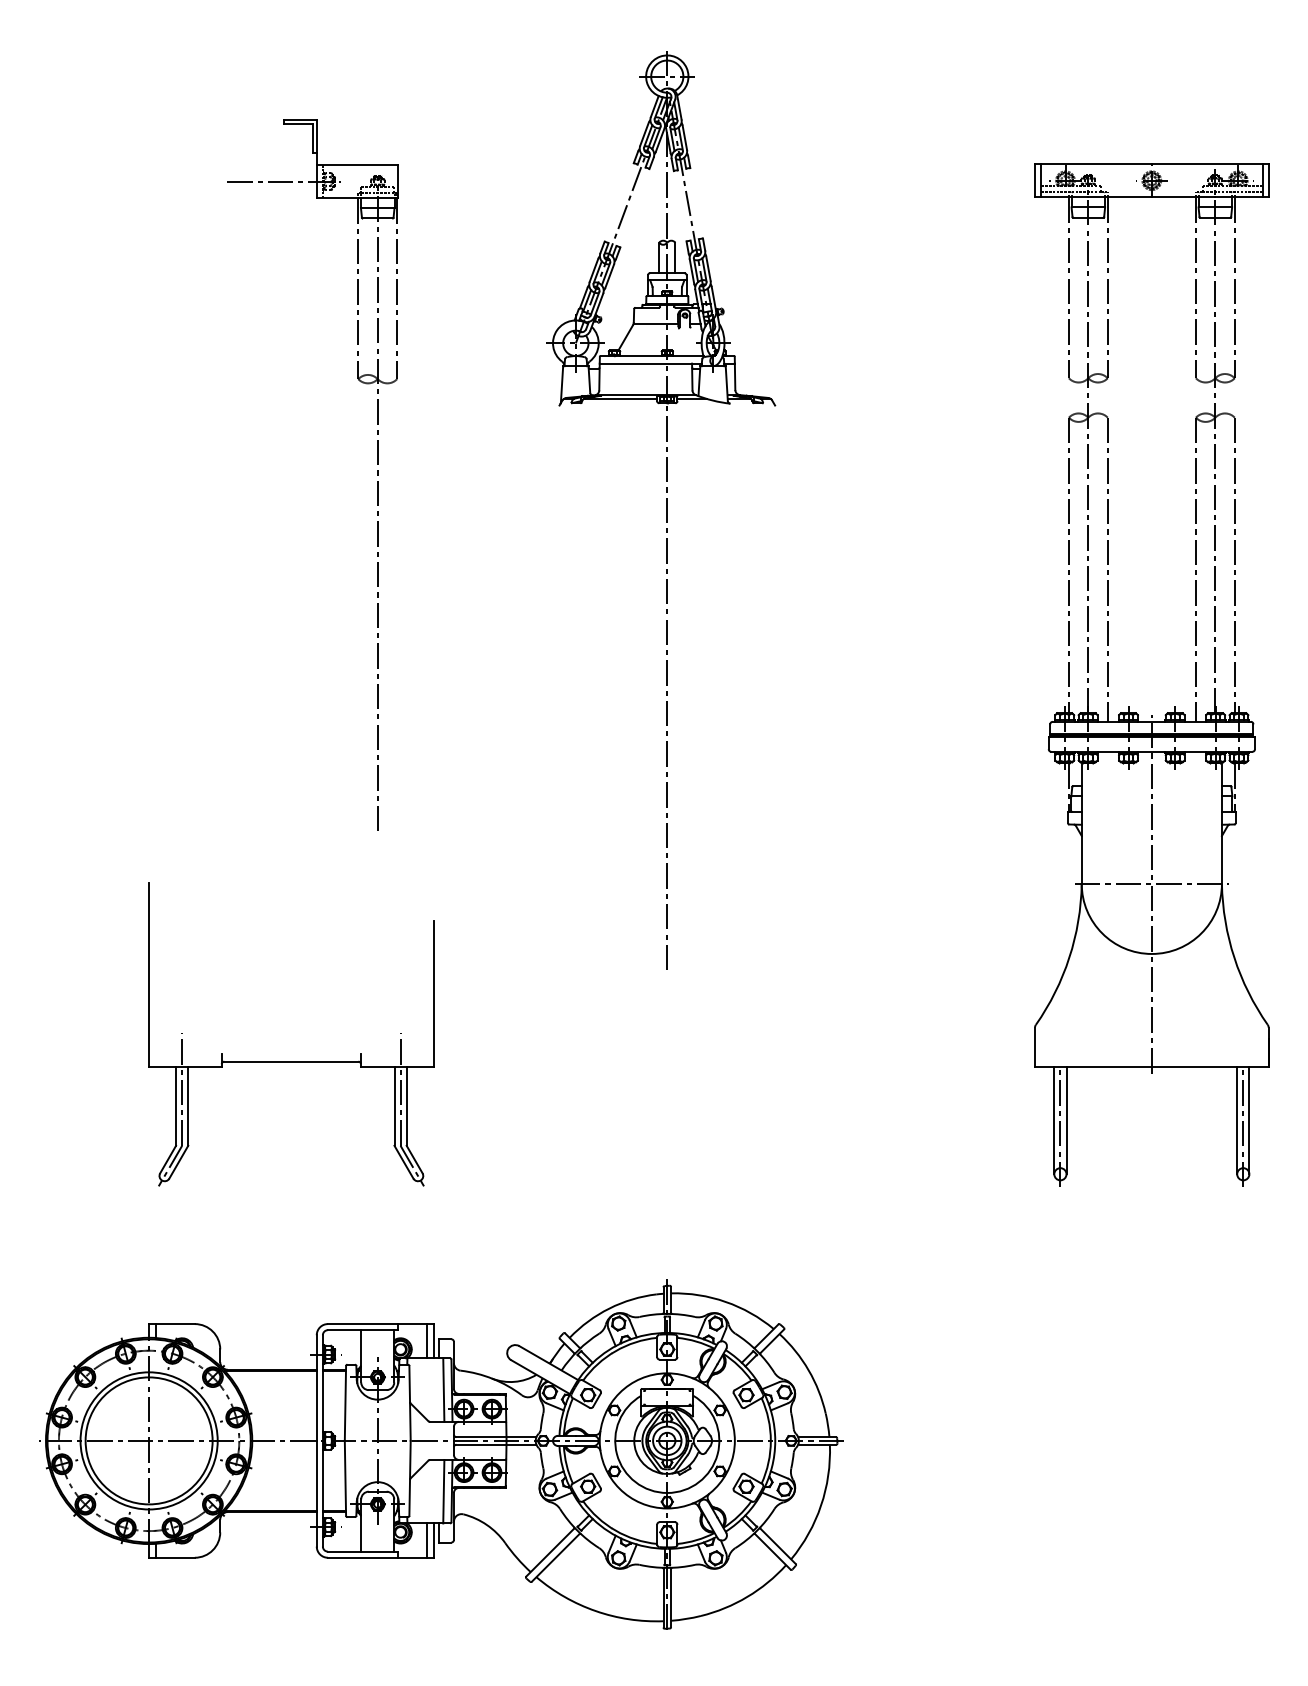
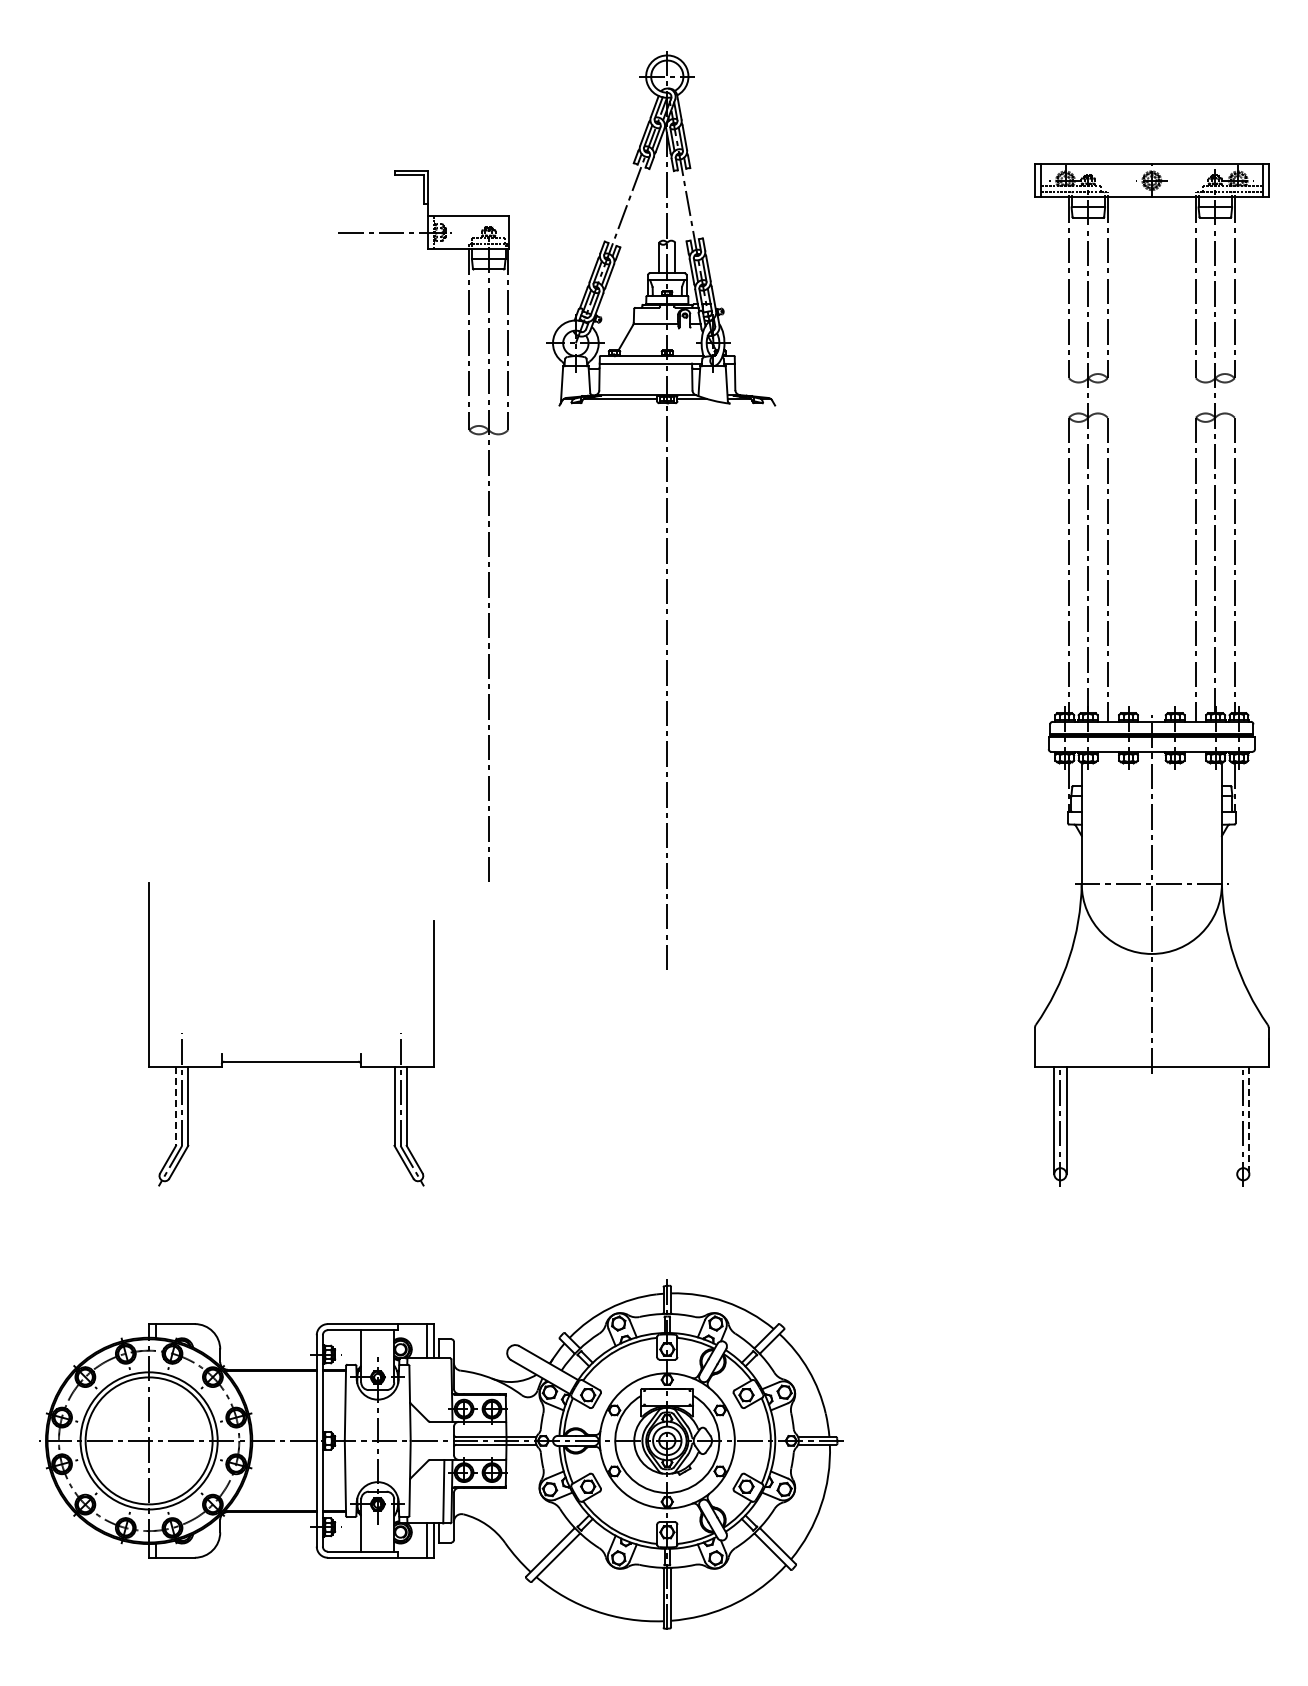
part position: (377, 474) -> (488, 525) (488, 525)
line: solid -> dashed (176, 1106)
line: present -> none (1237, 1120)
line: solid -> dashed (1249, 1120)
line: present -> none (443, 1389)
